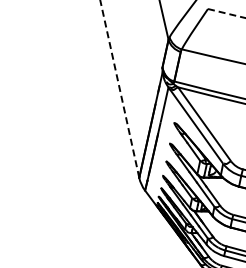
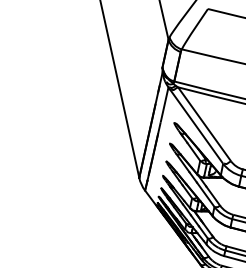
arc: dashed -> solid (227, 13)
line: dashed -> solid (119, 89)
